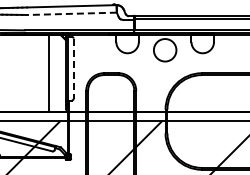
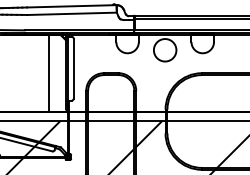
line: dashed -> solid (72, 13)
line: dashed -> solid (73, 69)
